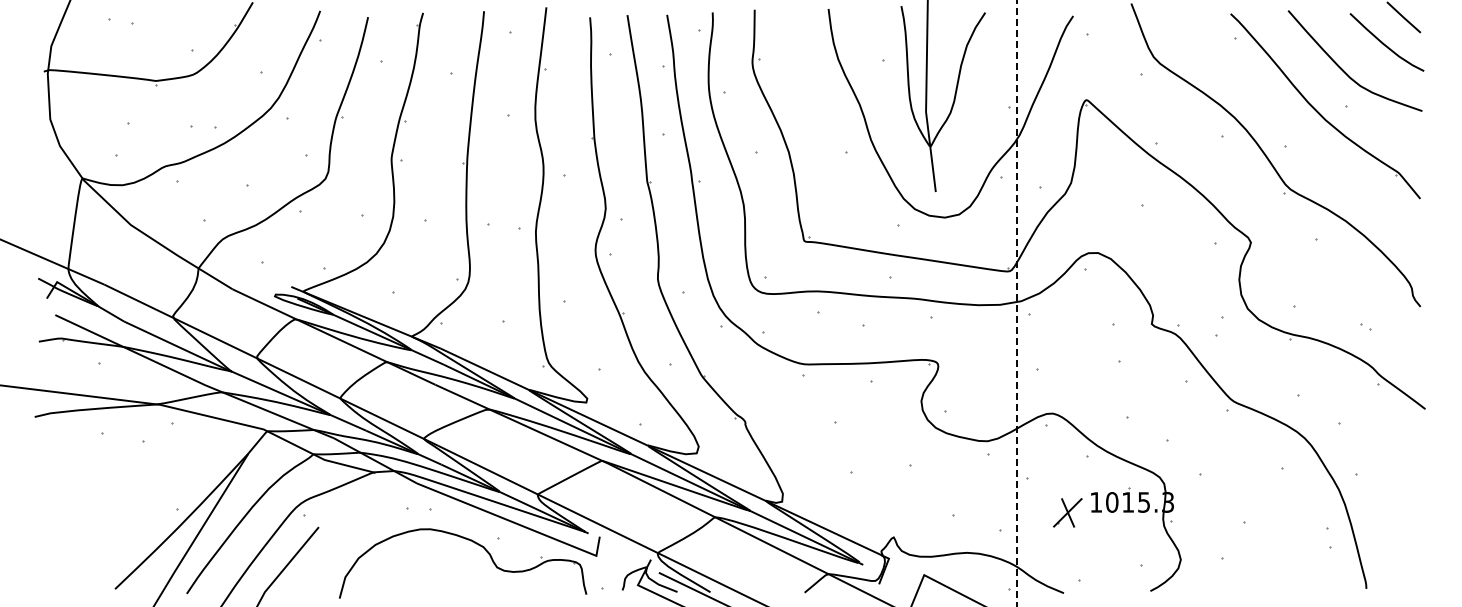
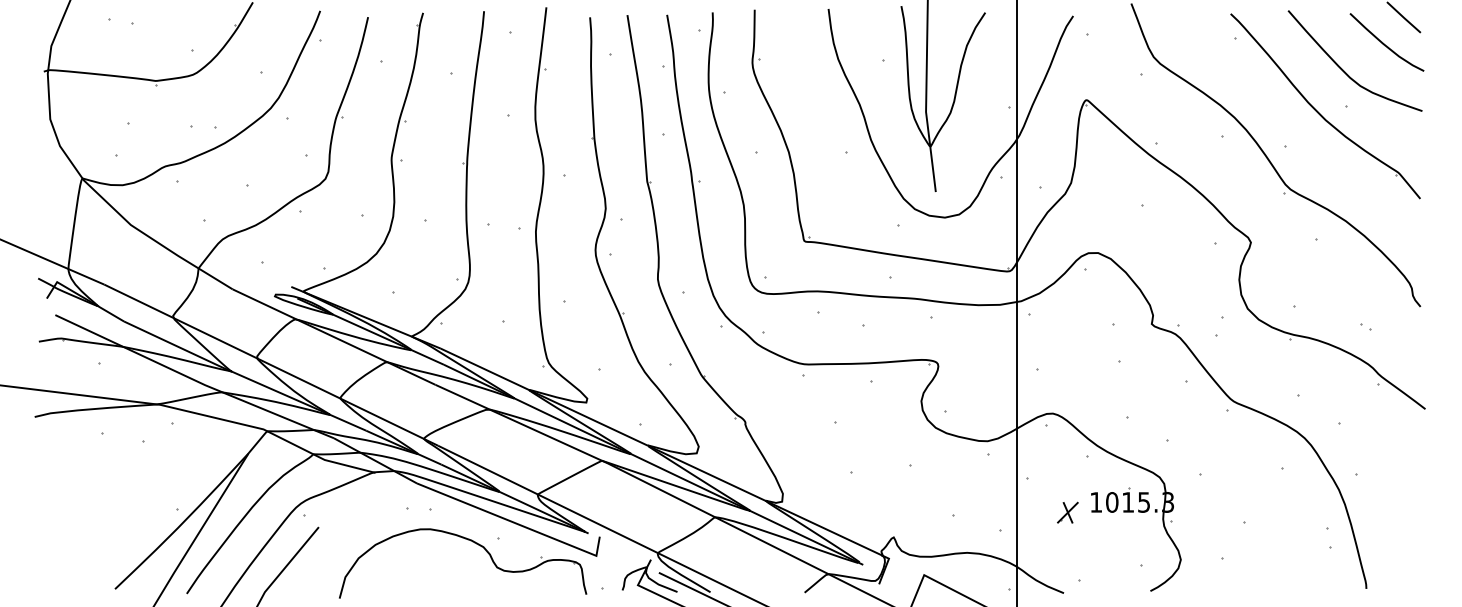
line: dashed -> solid (1016, 303)
part size: 30x30 px -> 22x23 px (1067, 512)
